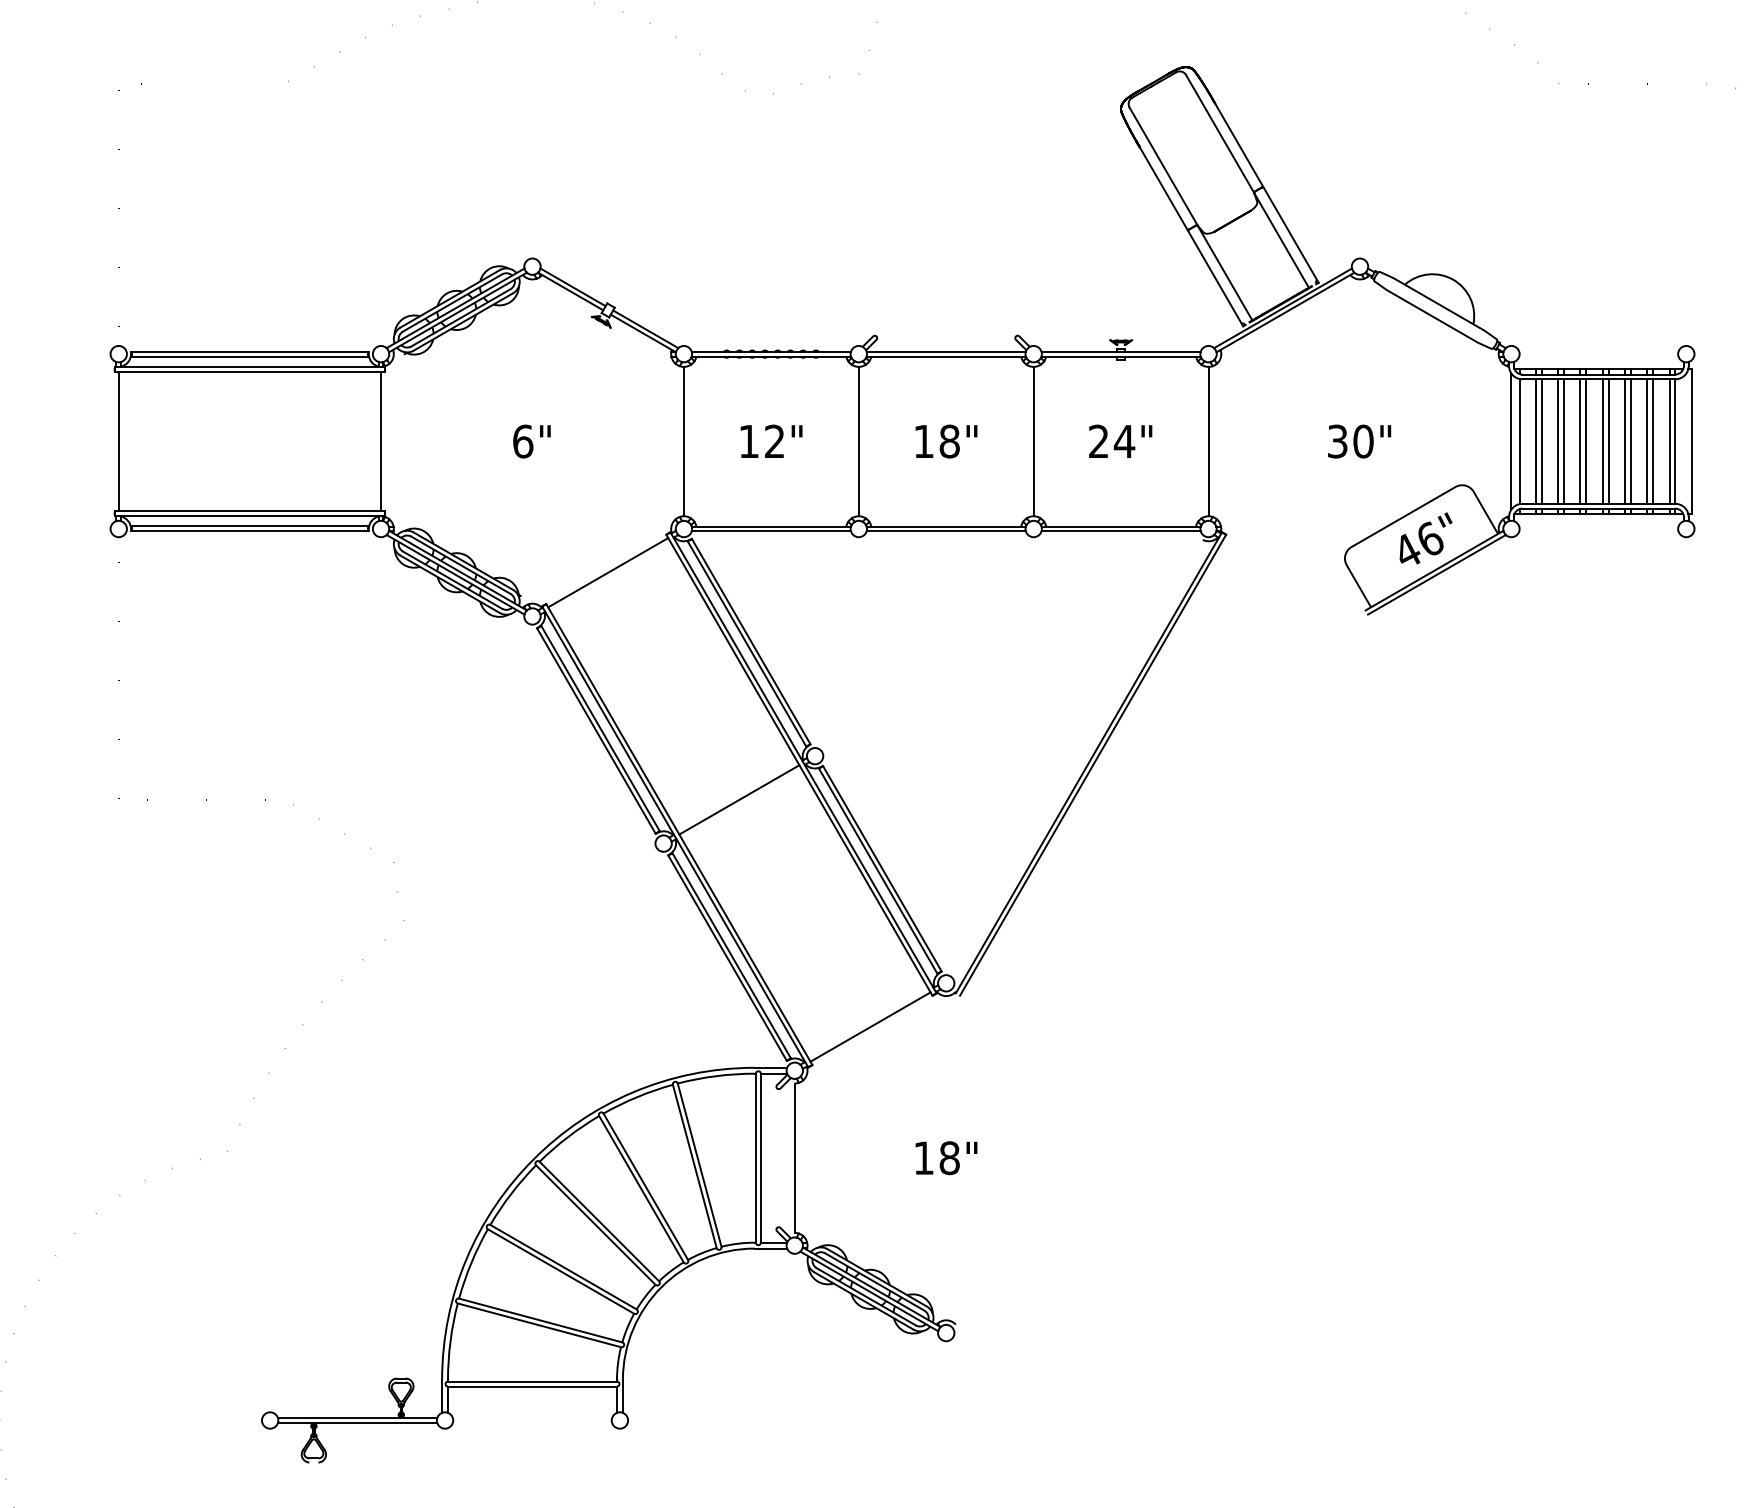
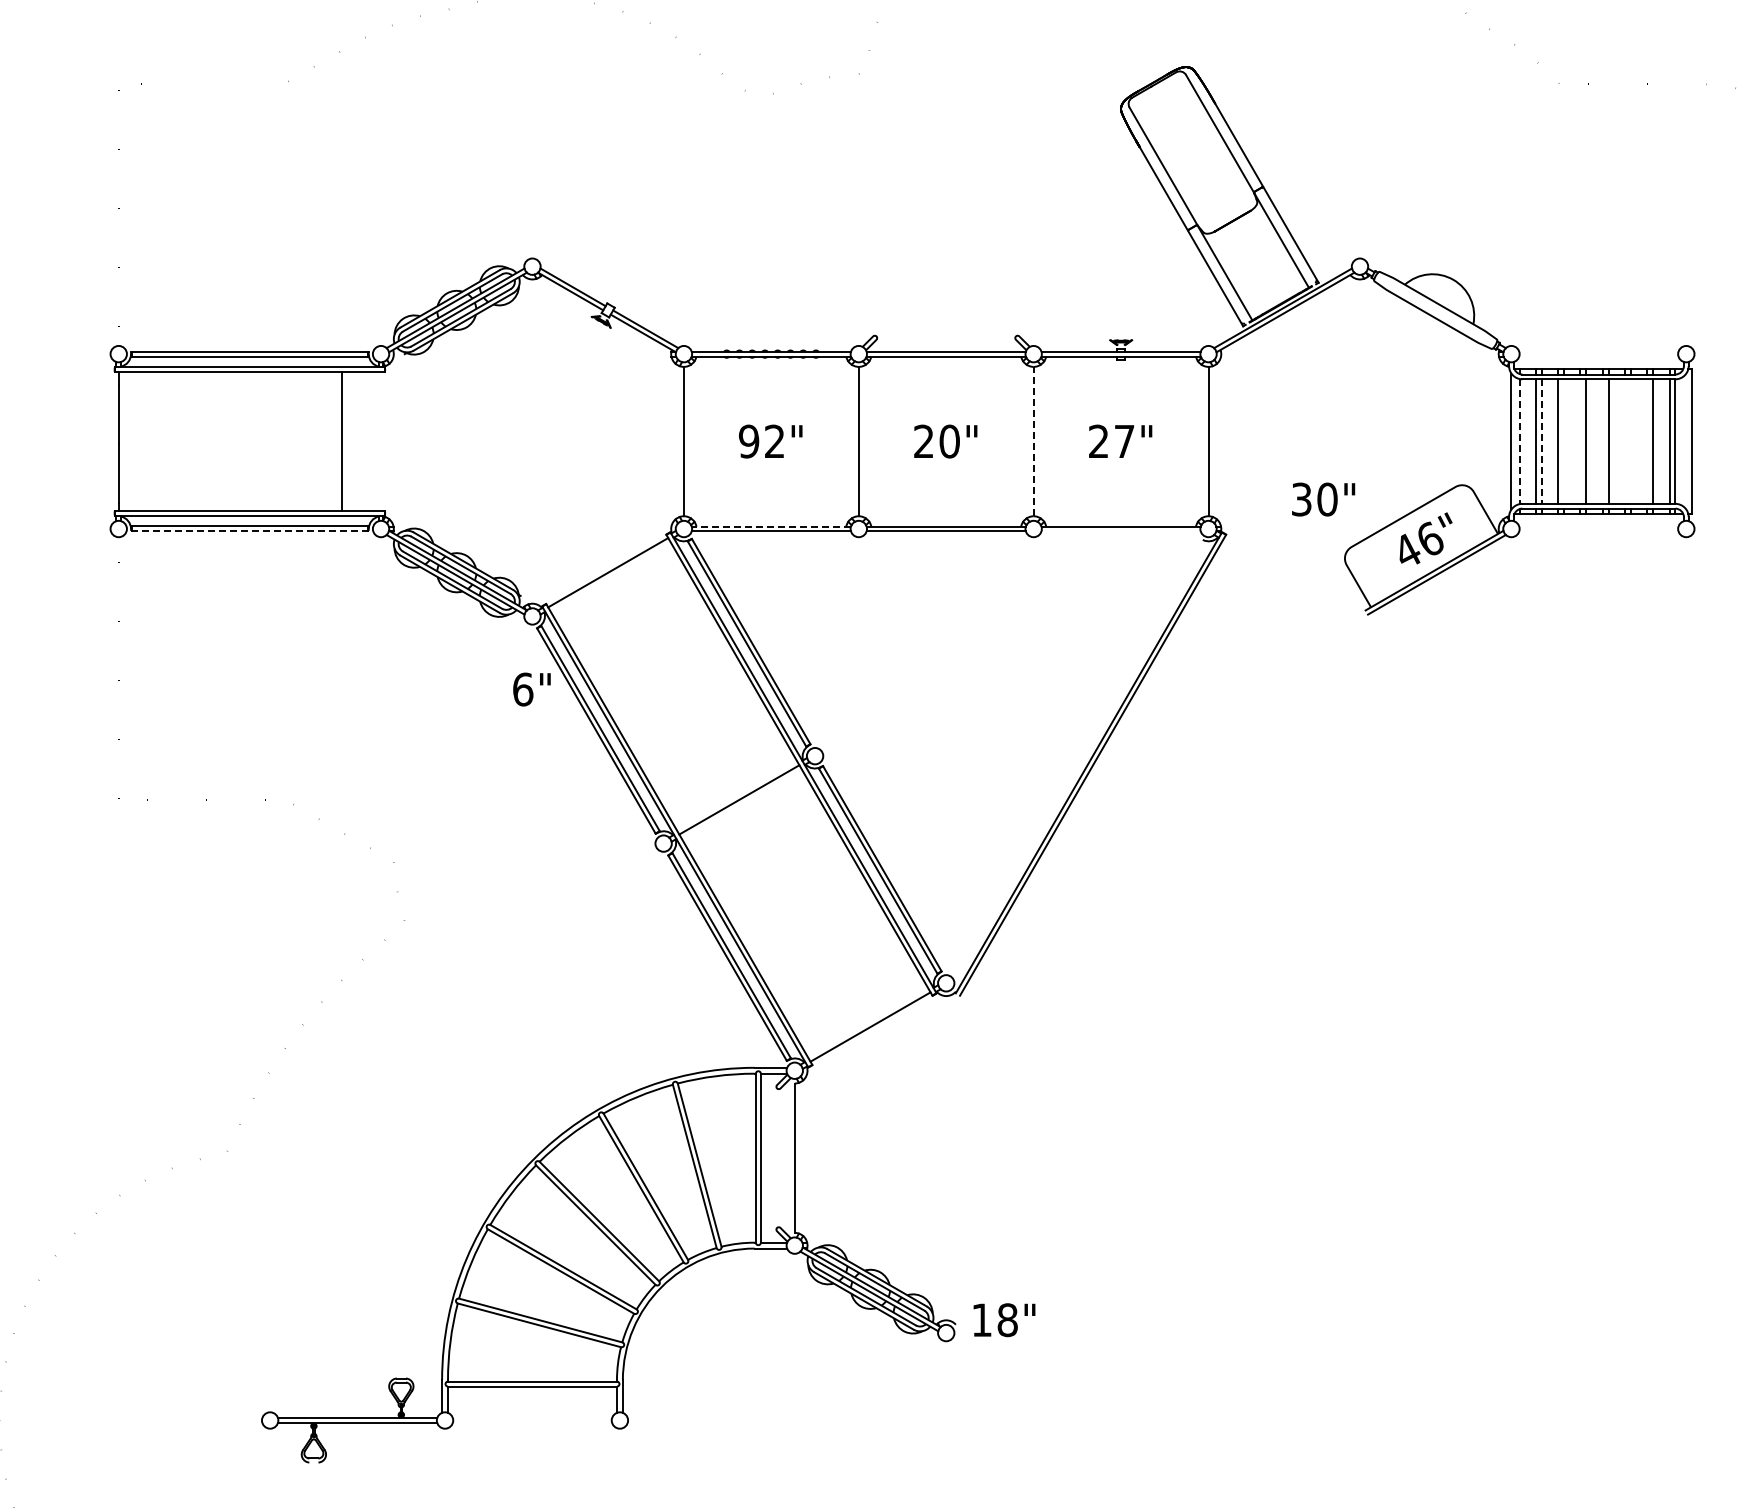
line position: (381, 441) -> (342, 441) (342, 441)
text position: (531, 441) -> (531, 689) (531, 689)
text: 12" -> 92" (749, 441)
text: 18" -> 20" (936, 441)
line: solid -> dashed (1033, 441)
text: 24" -> 27" (1124, 441)
text position: (1359, 441) -> (1323, 499) (1323, 499)
line: solid -> dashed (1519, 441)
line: present -> none (1564, 441)
line: present -> none (1580, 441)
line: present -> none (1602, 441)
line: present -> none (1624, 441)
line: present -> none (1630, 441)
line: present -> none (1647, 441)
line: solid -> dashed (1541, 442)
line: solid -> dashed (771, 526)
line: solid -> dashed (249, 530)
line: present -> none (1120, 531)
text position: (946, 1158) -> (1004, 1320) (1004, 1320)
